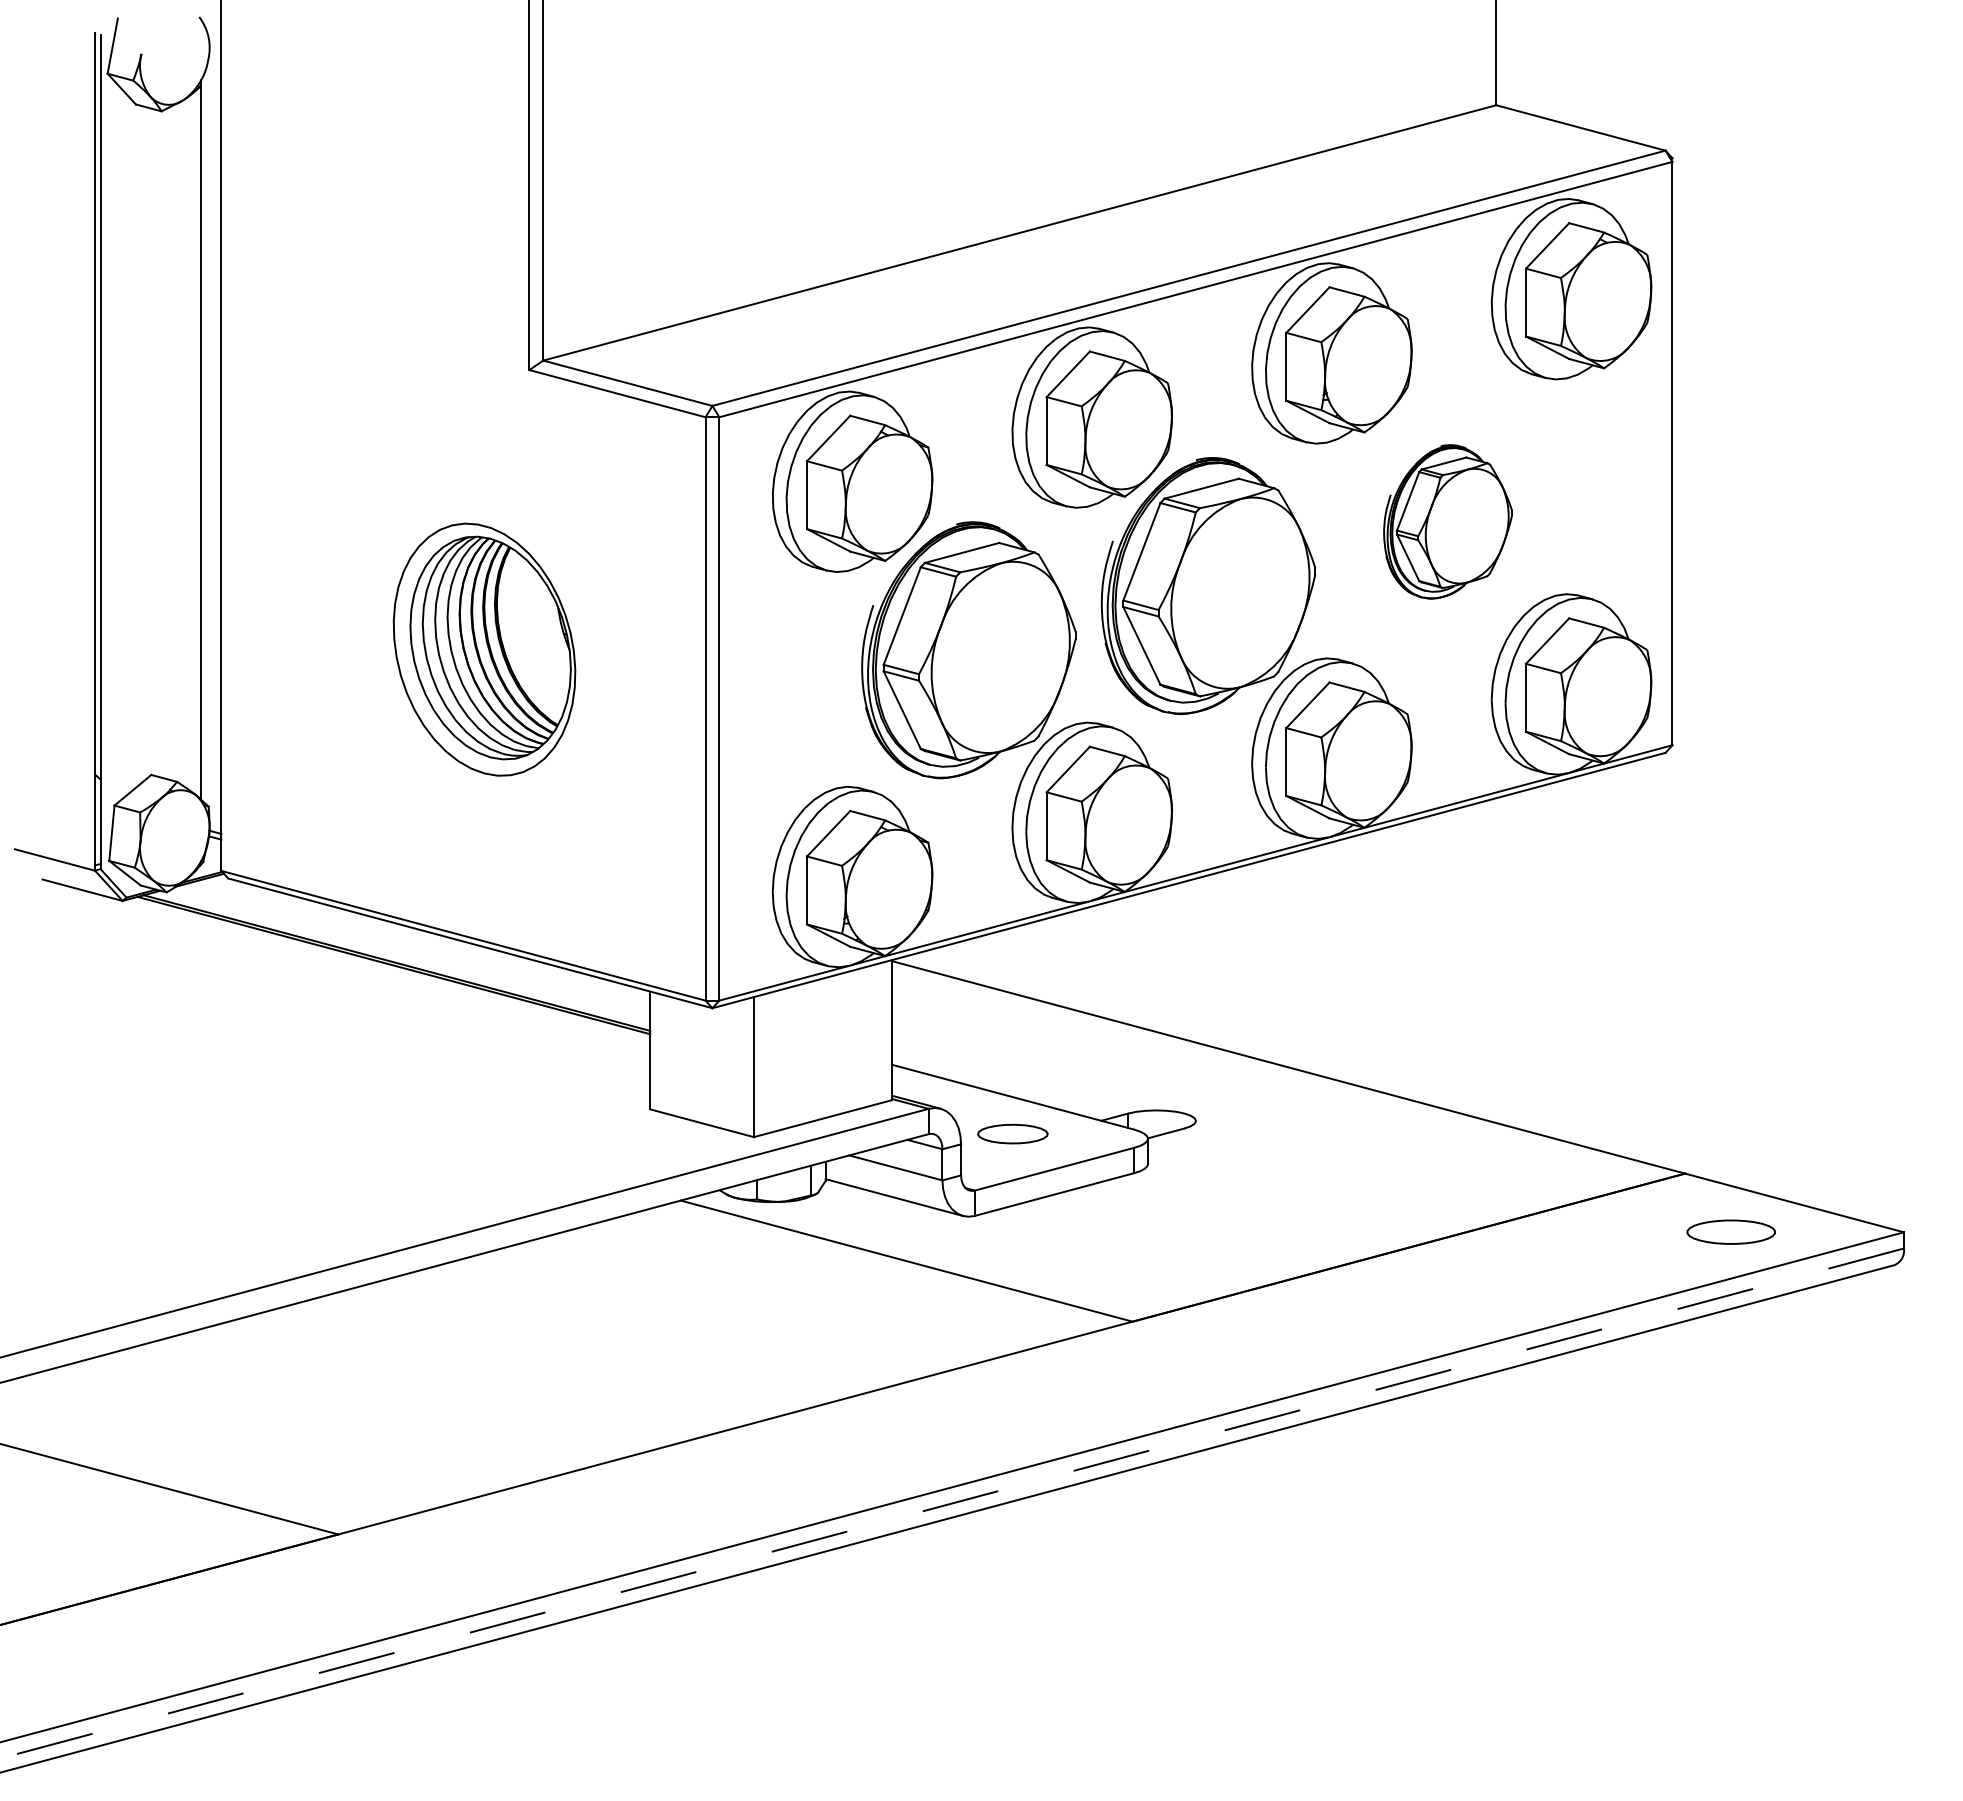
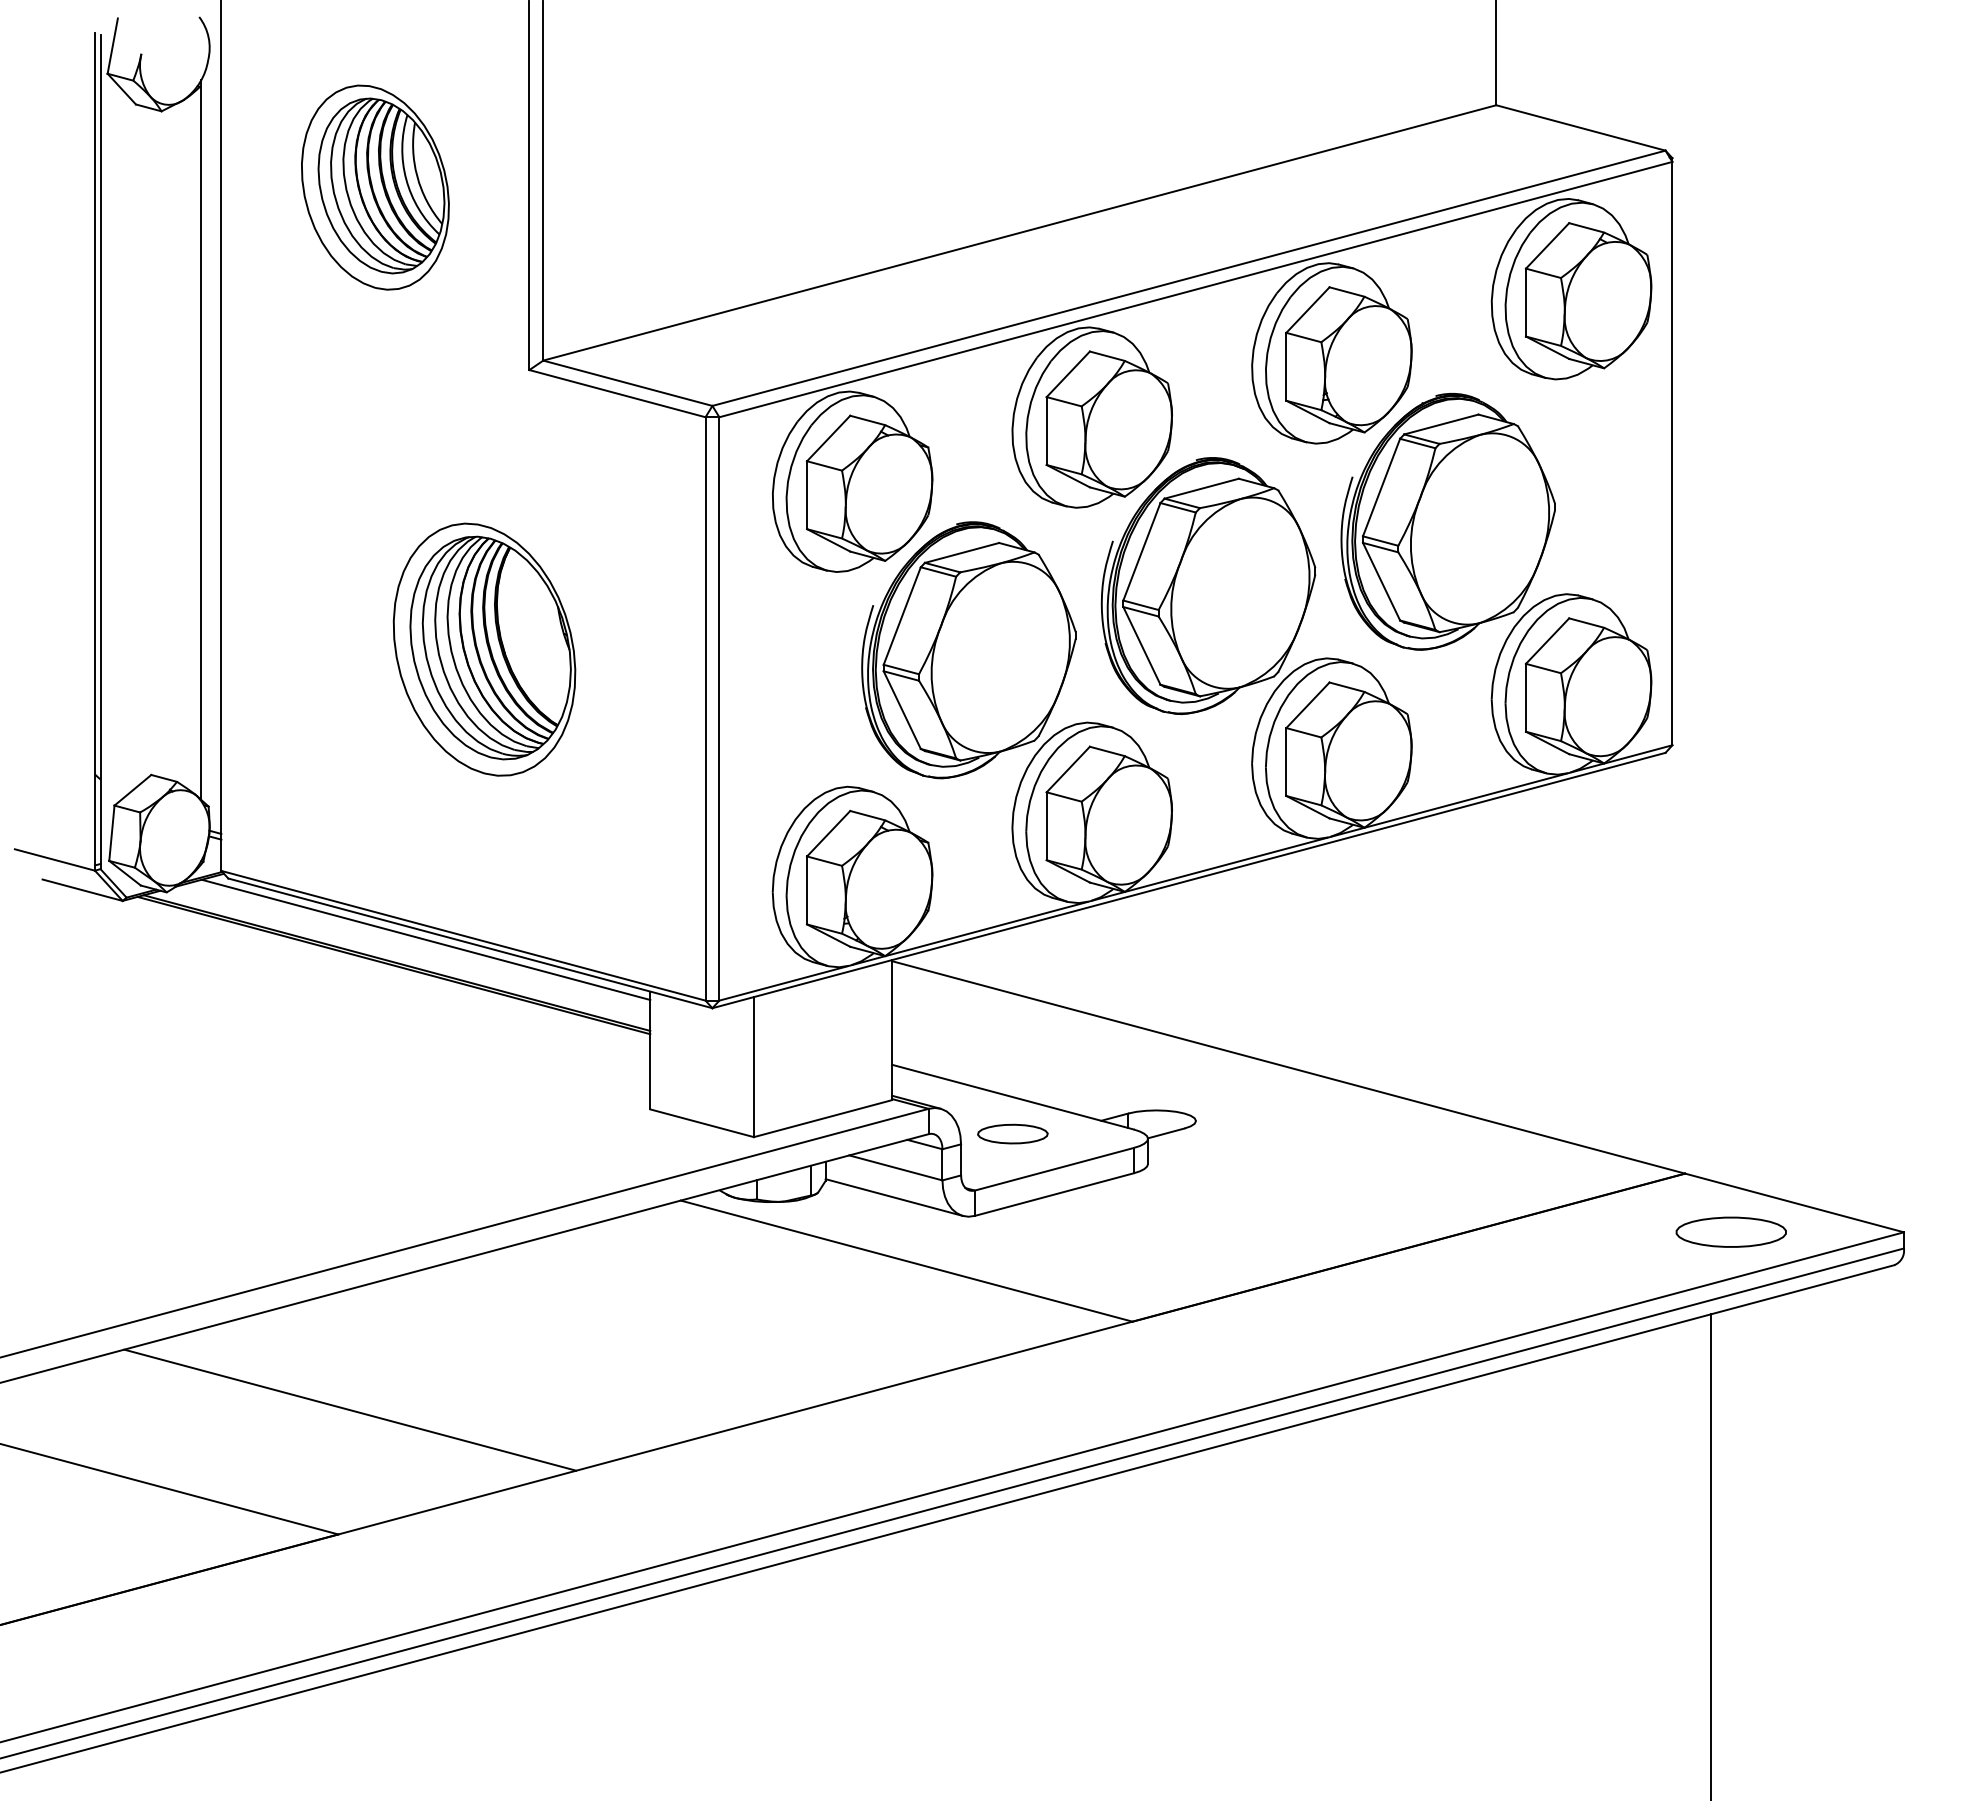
part: none -> present (375, 187)
part size: 130x156 px -> 216x258 px (1447, 521)
line: none -> present (425, 939)
part size: 90x26 px -> 112x32 px (1730, 1231)
line: none -> present (350, 1409)
line: dashed -> solid (951, 1503)
line: none -> present (1710, 1555)
